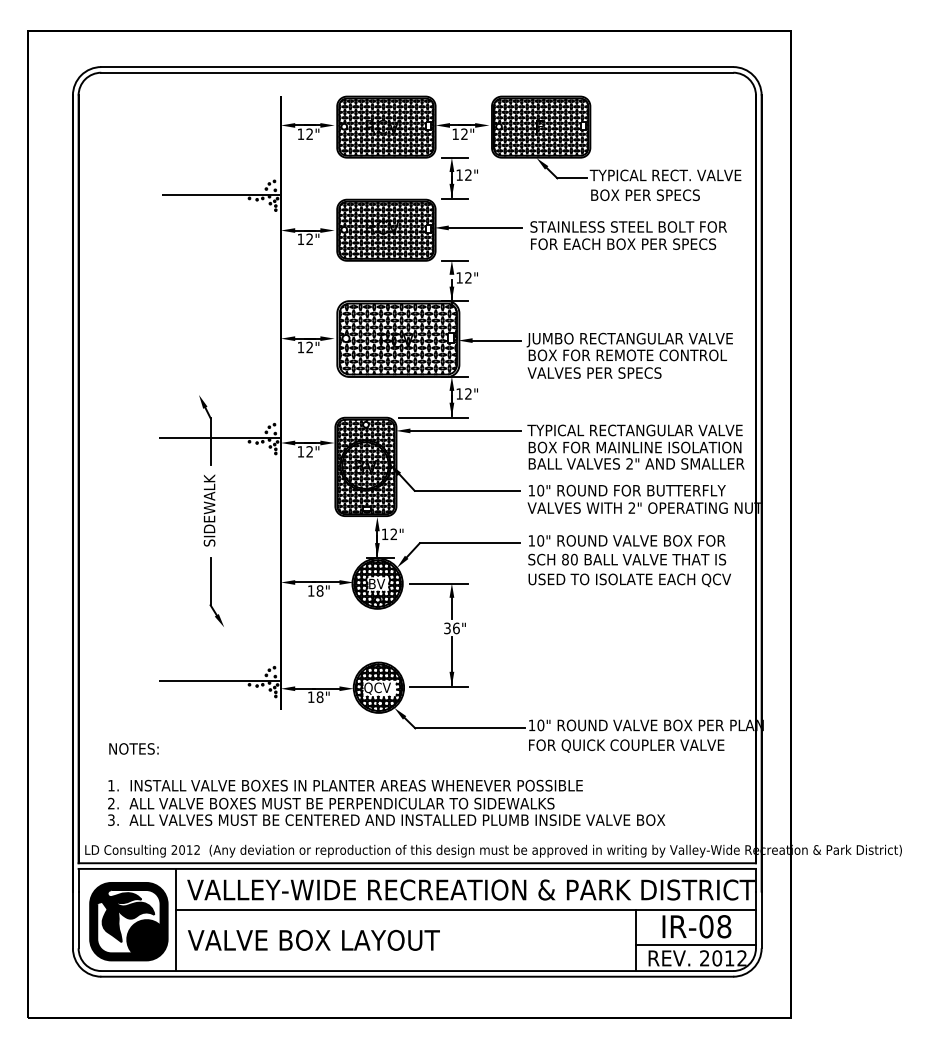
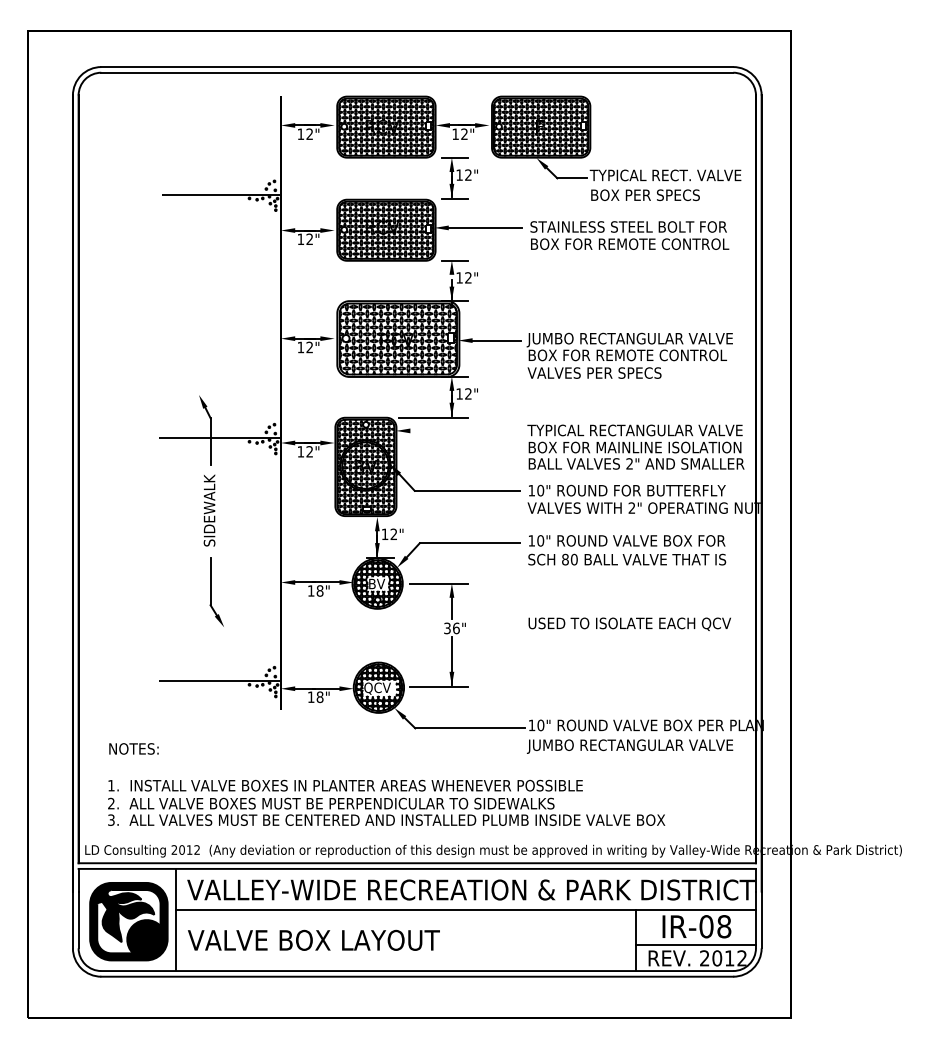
text: FOR EACH BOX PER SPECS -> BOX FOR REMOTE CONTROL (630, 243)
line: present -> none (465, 430)
text position: (629, 579) -> (629, 623) (629, 623)
text: FOR QUICK COUPLER VALVE -> JUMBO RECTANGULAR VALVE (629, 746)
